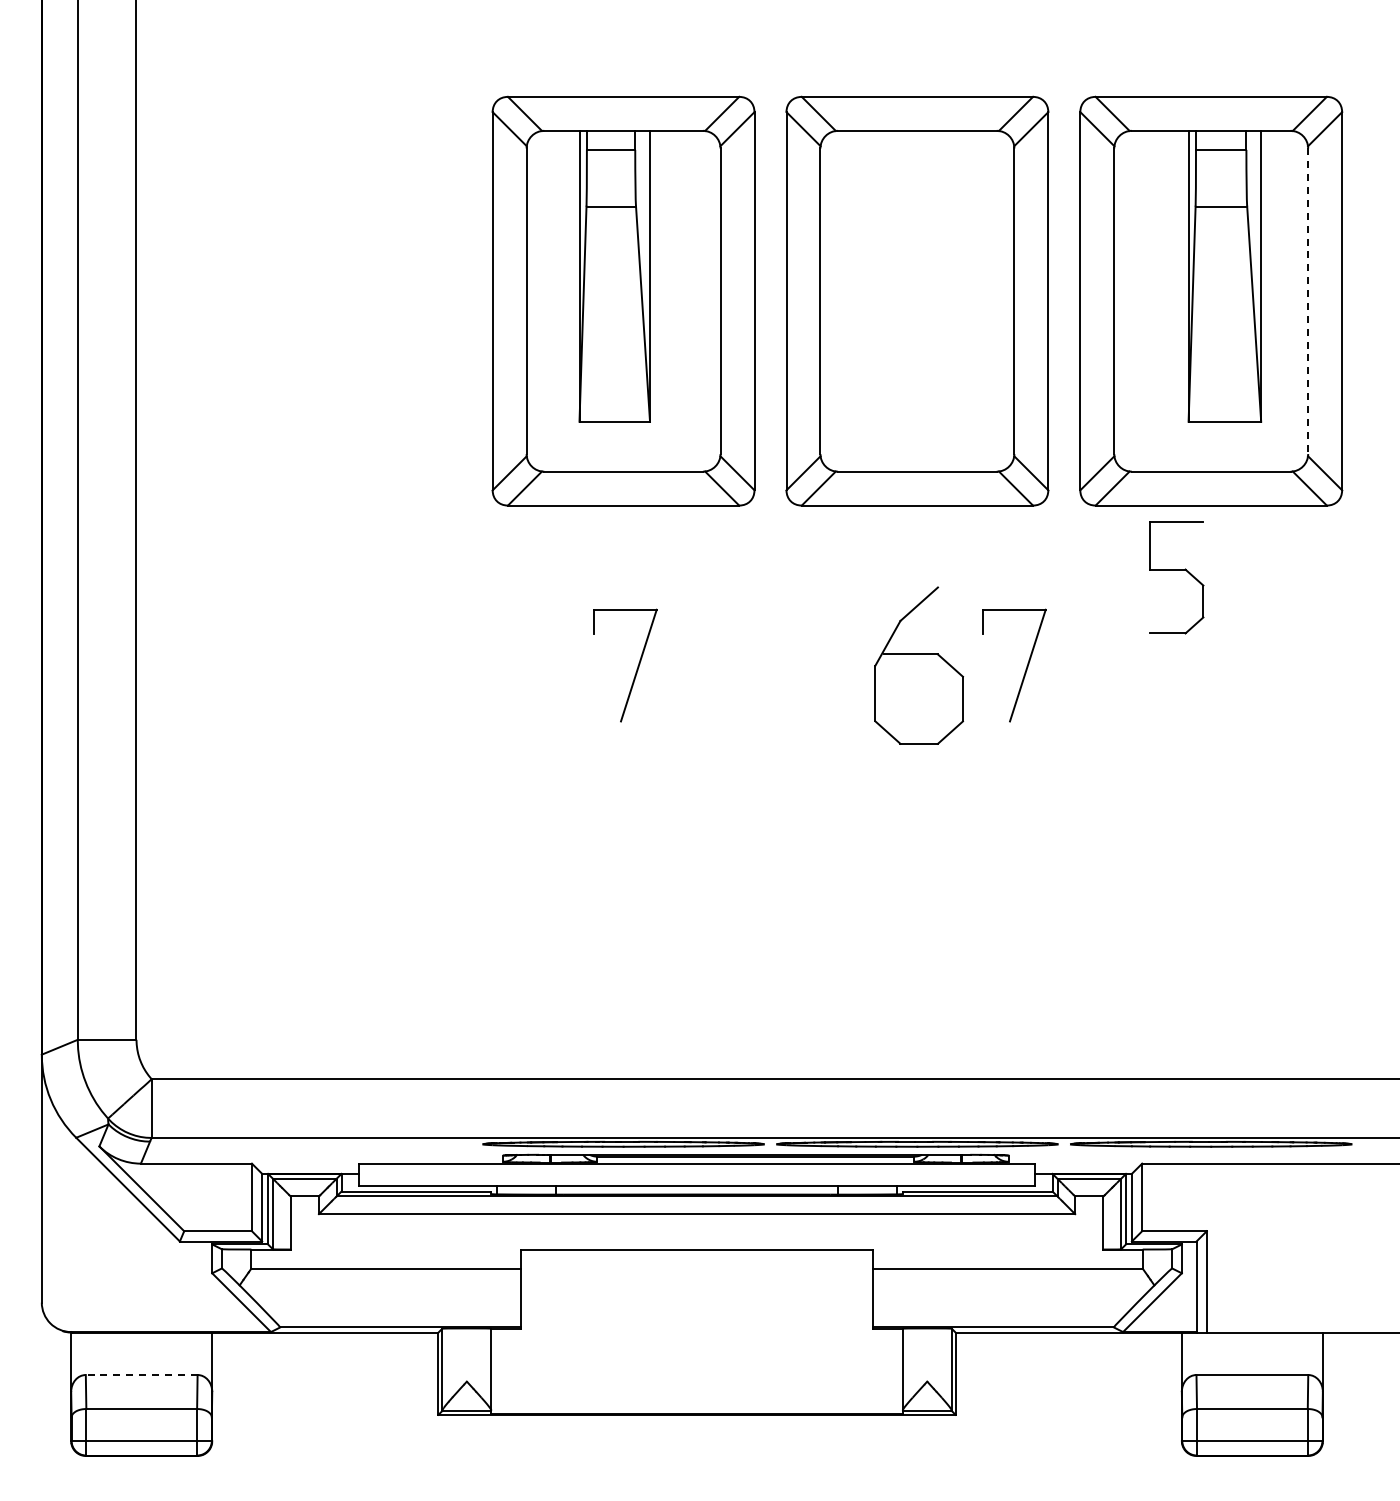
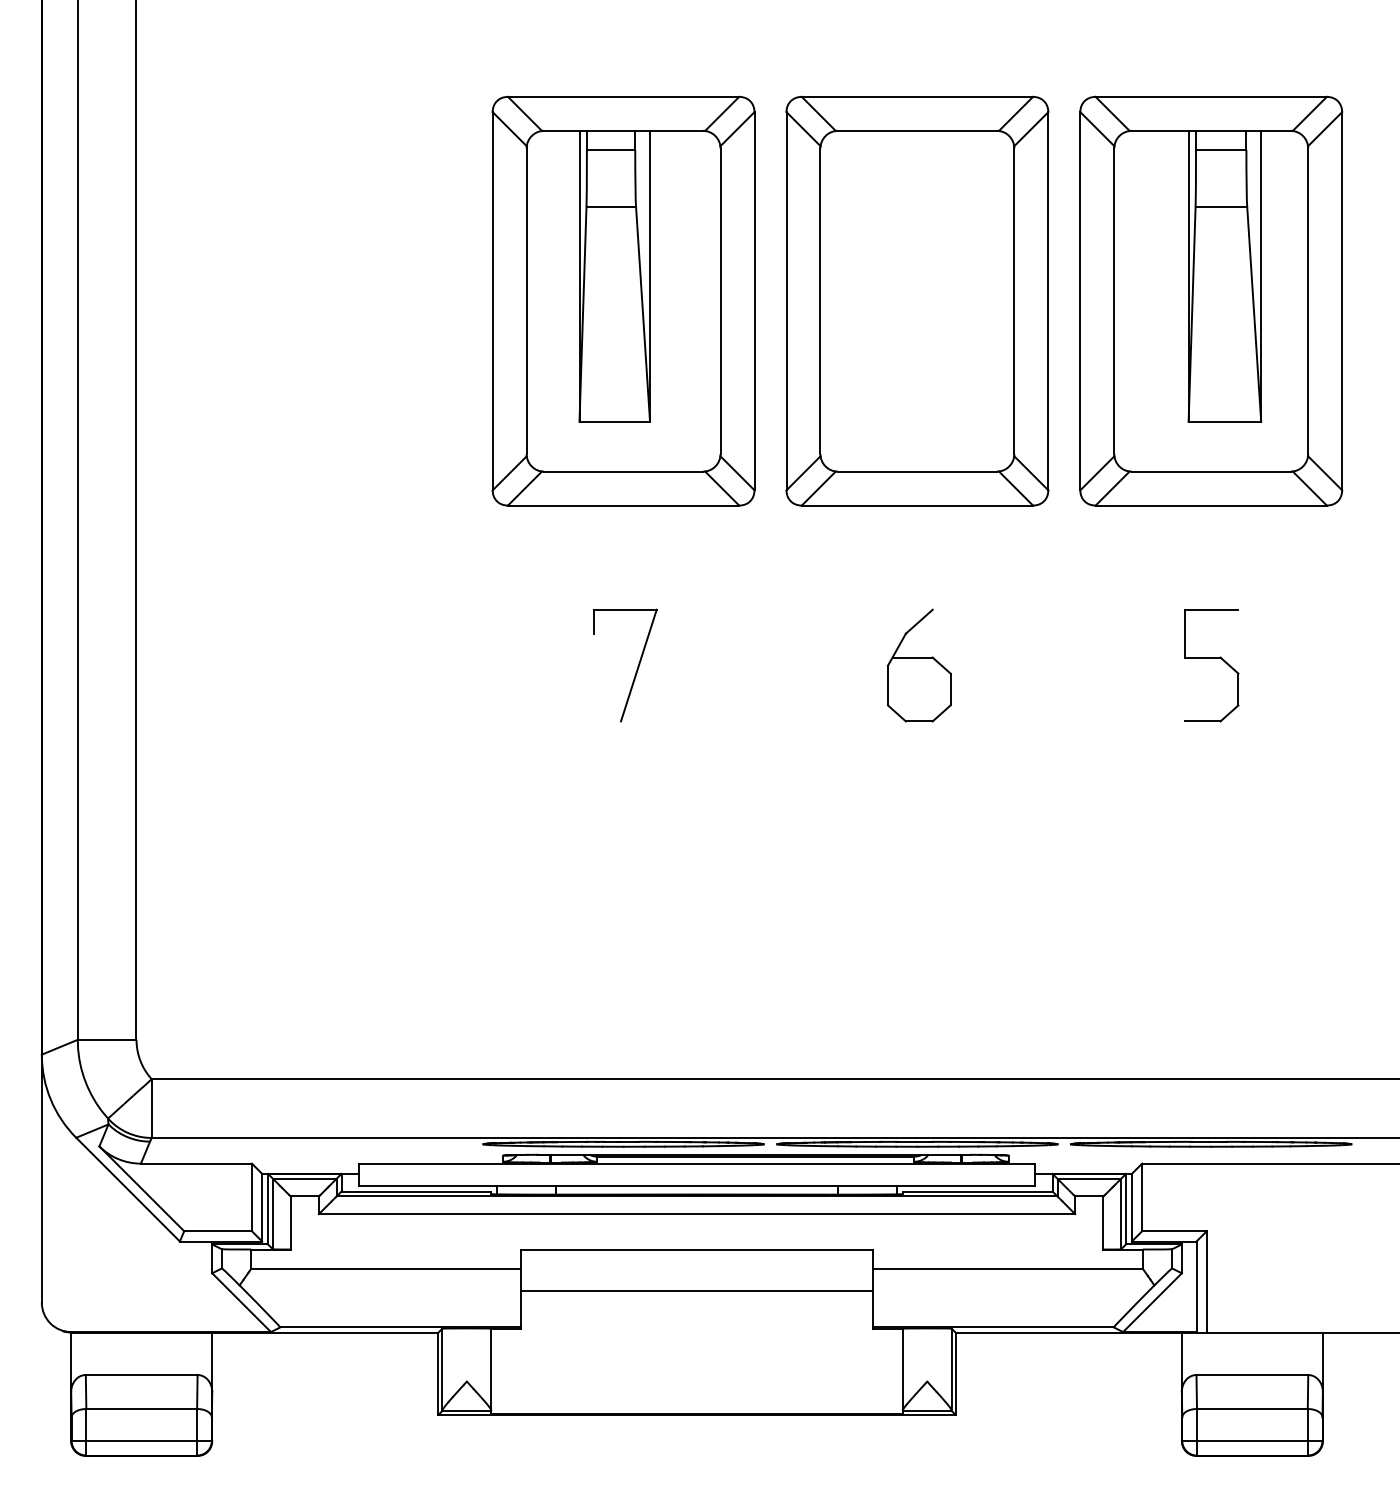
line: dashed -> solid (1308, 301)
part position: (1176, 570) -> (1211, 658) (1211, 658)
part size: 90x159 px -> 65x115 px (919, 665)
part: present -> none (1025, 669)
line: none -> present (696, 1291)
line: dashed -> solid (141, 1375)
